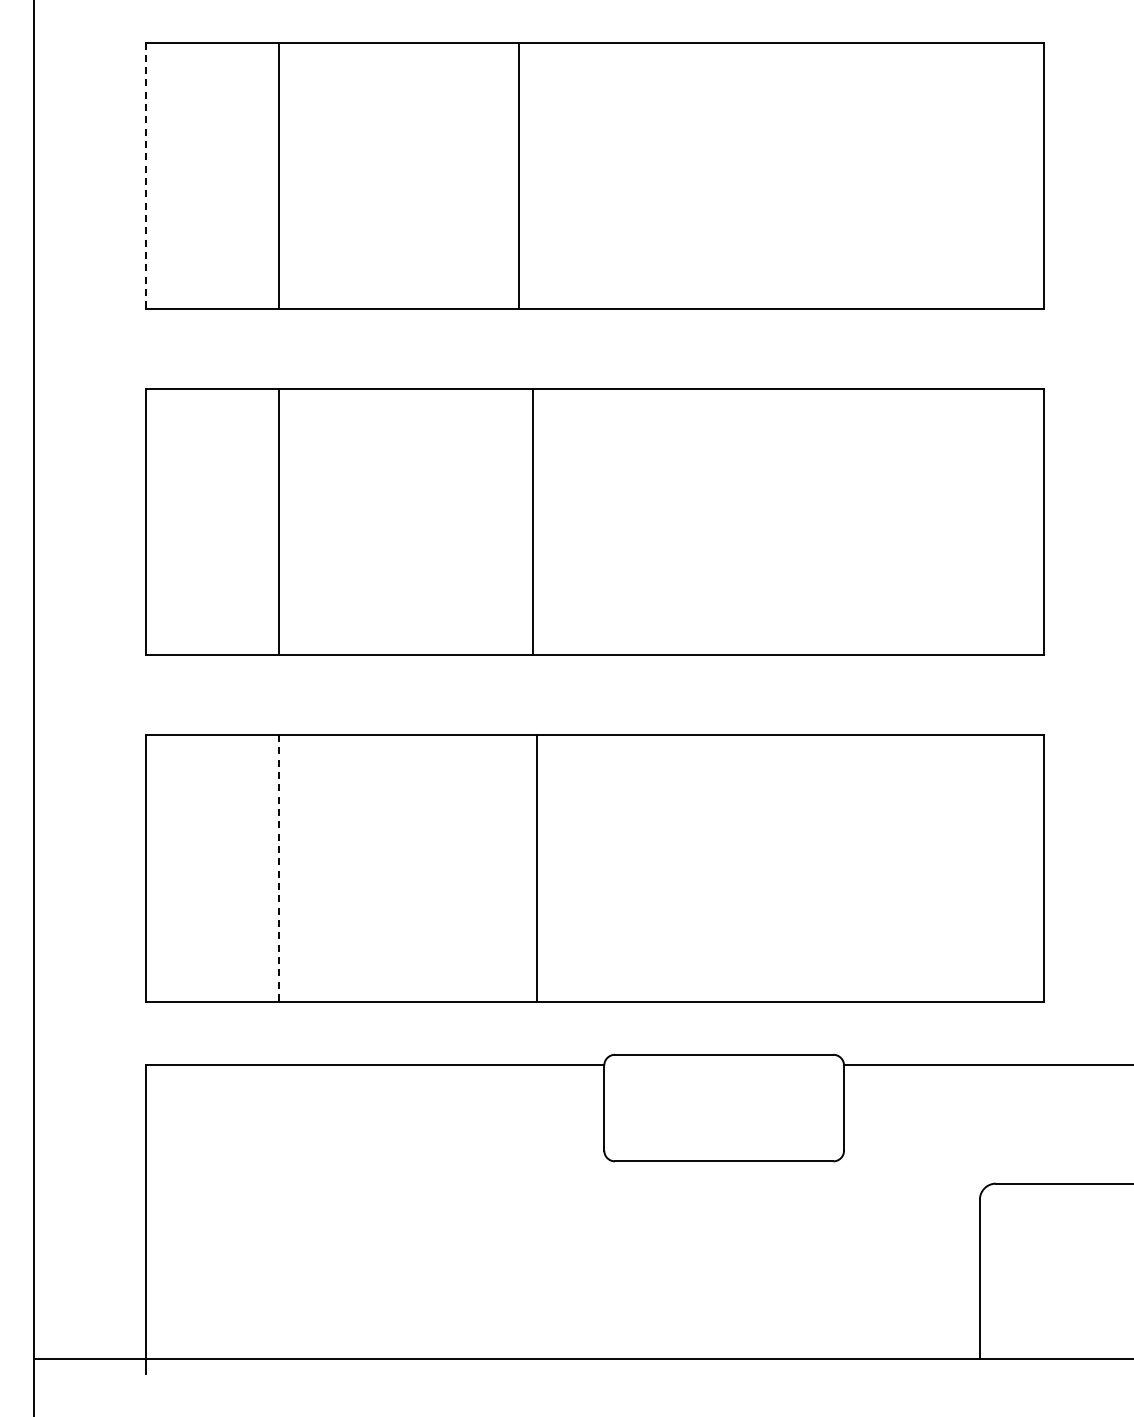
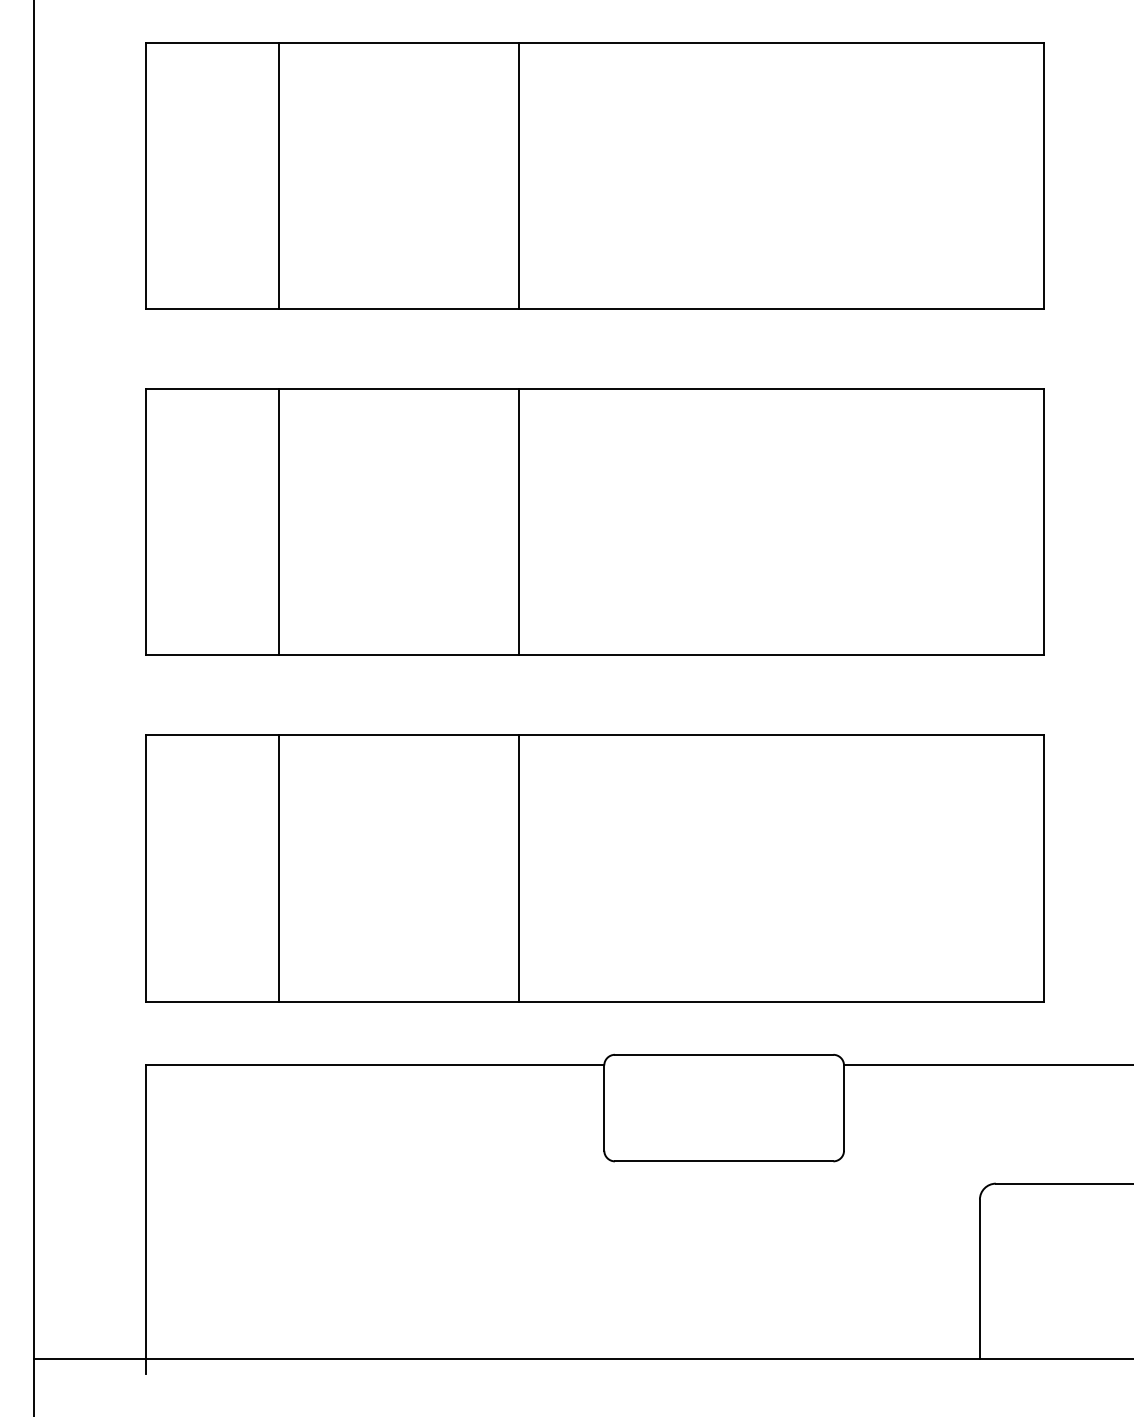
line: dashed -> solid (146, 176)
line position: (533, 521) -> (519, 521) (519, 521)
line: dashed -> solid (279, 868)
line position: (537, 868) -> (519, 868) (519, 868)
